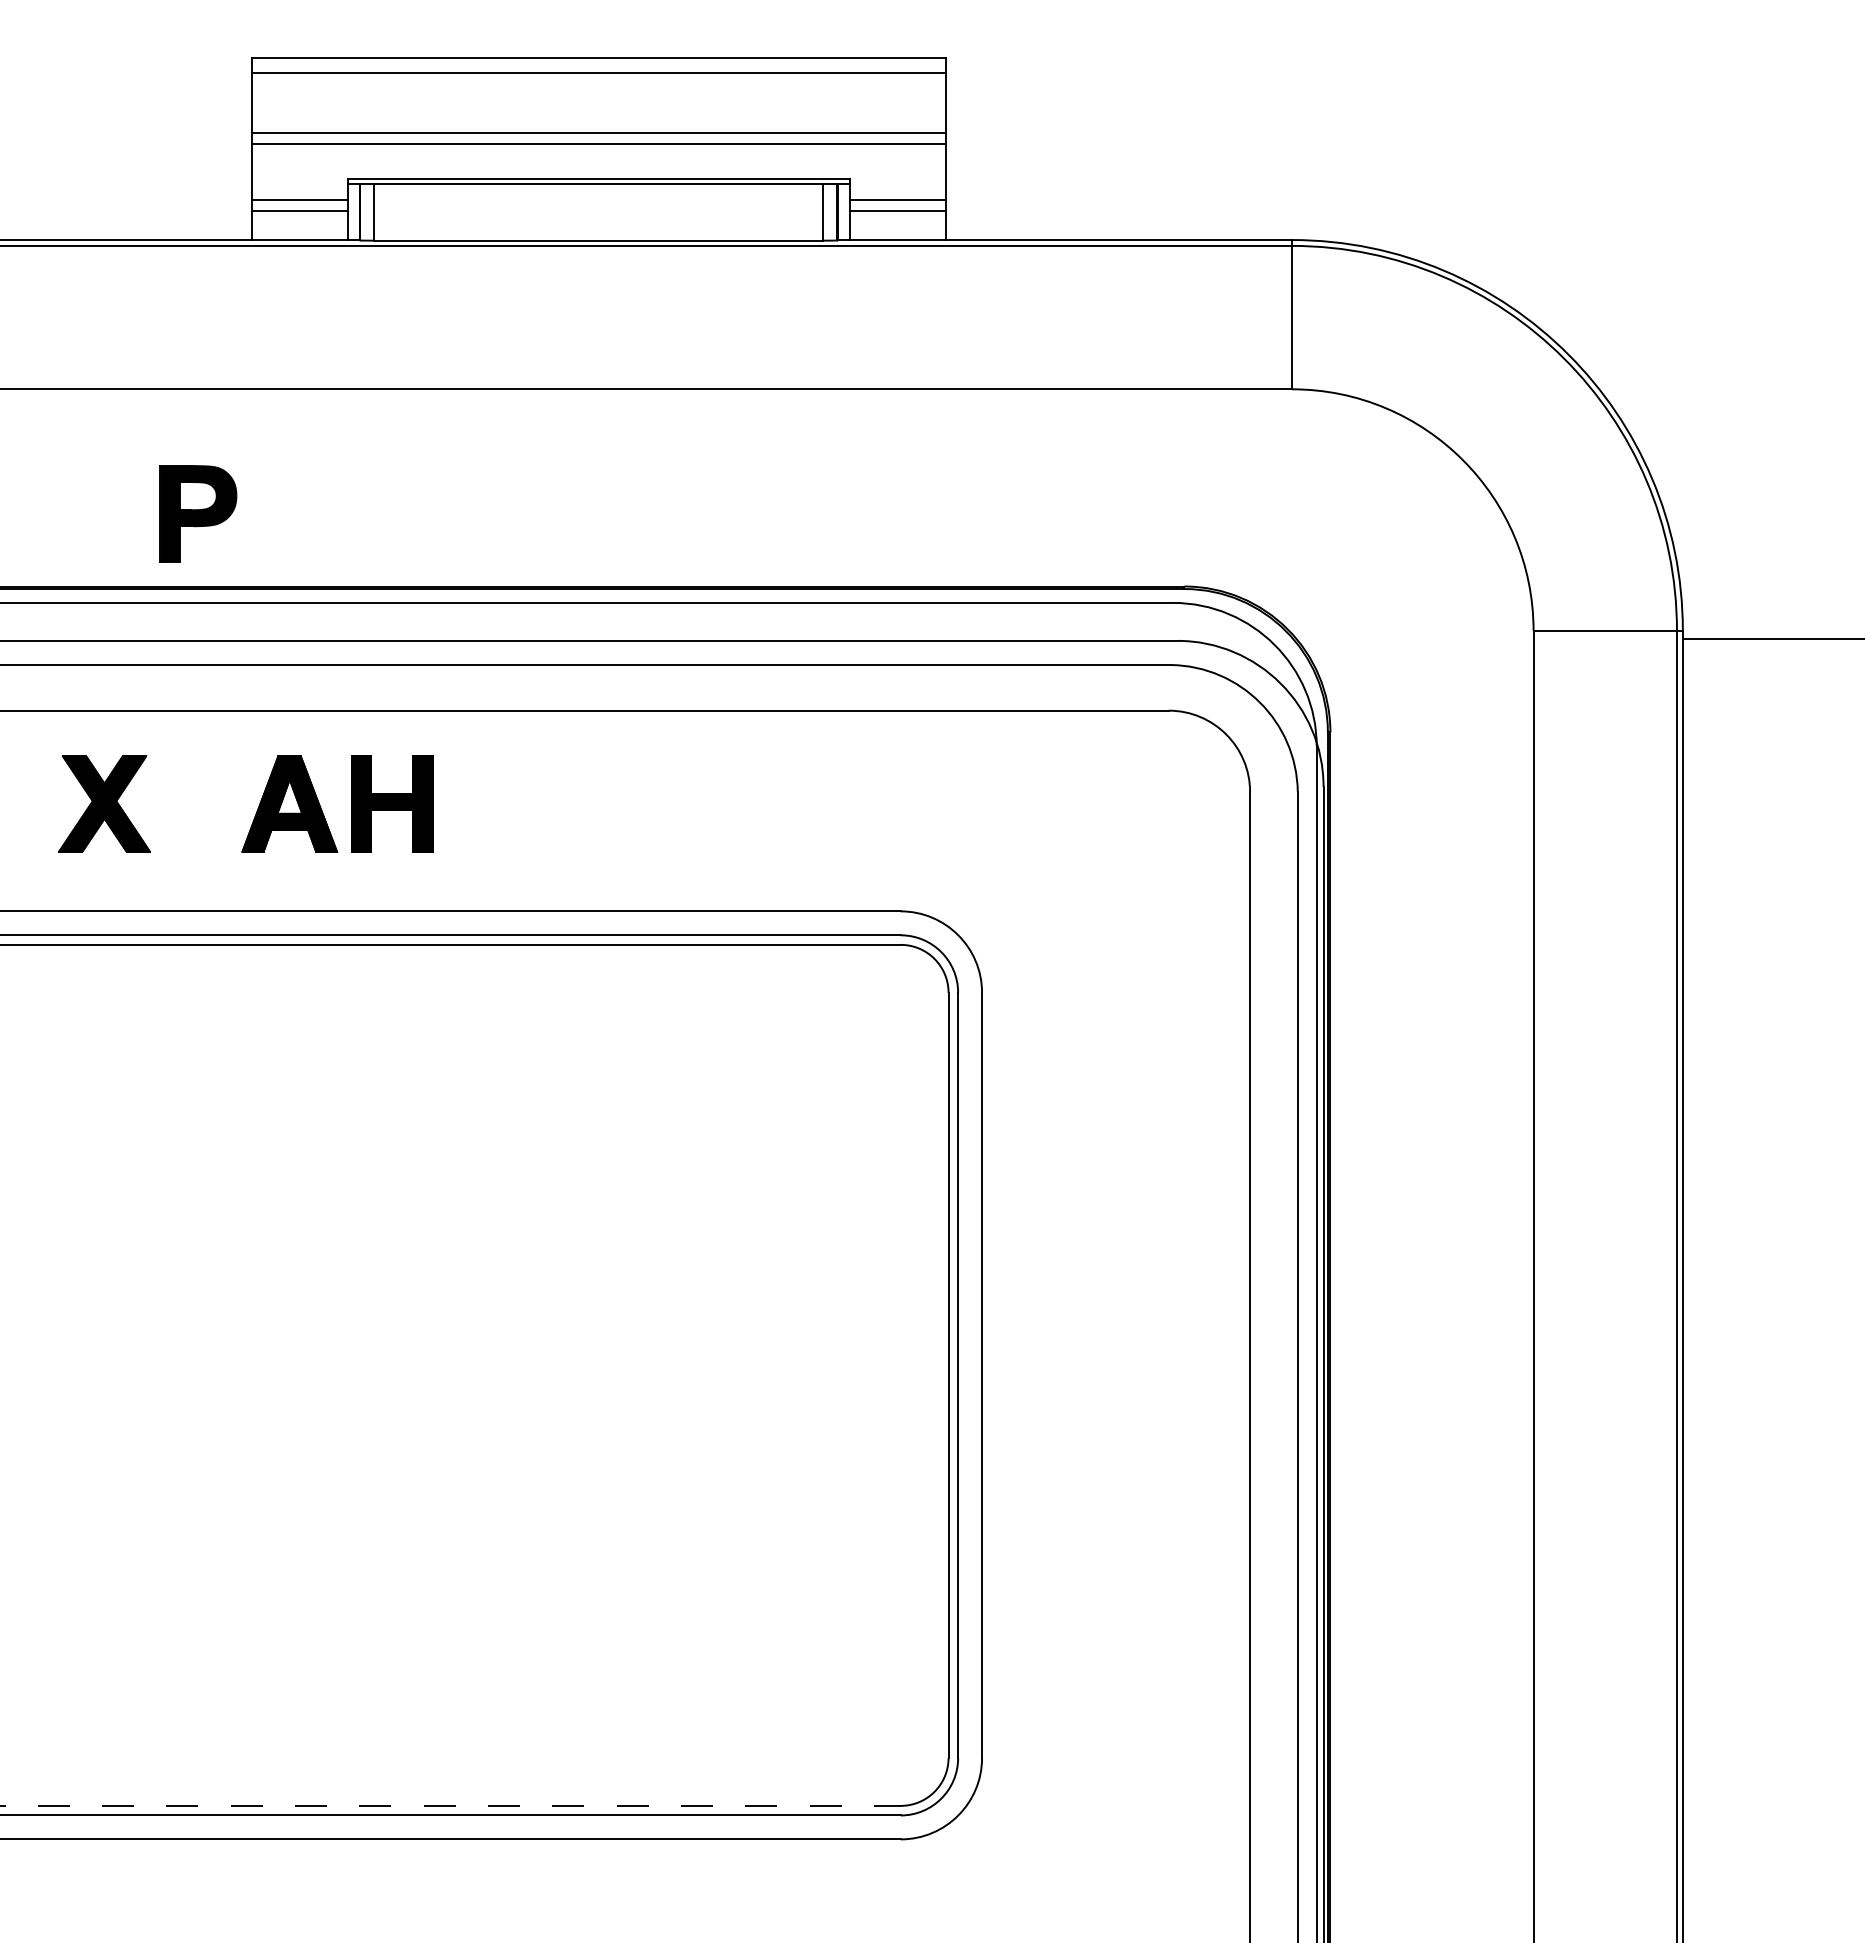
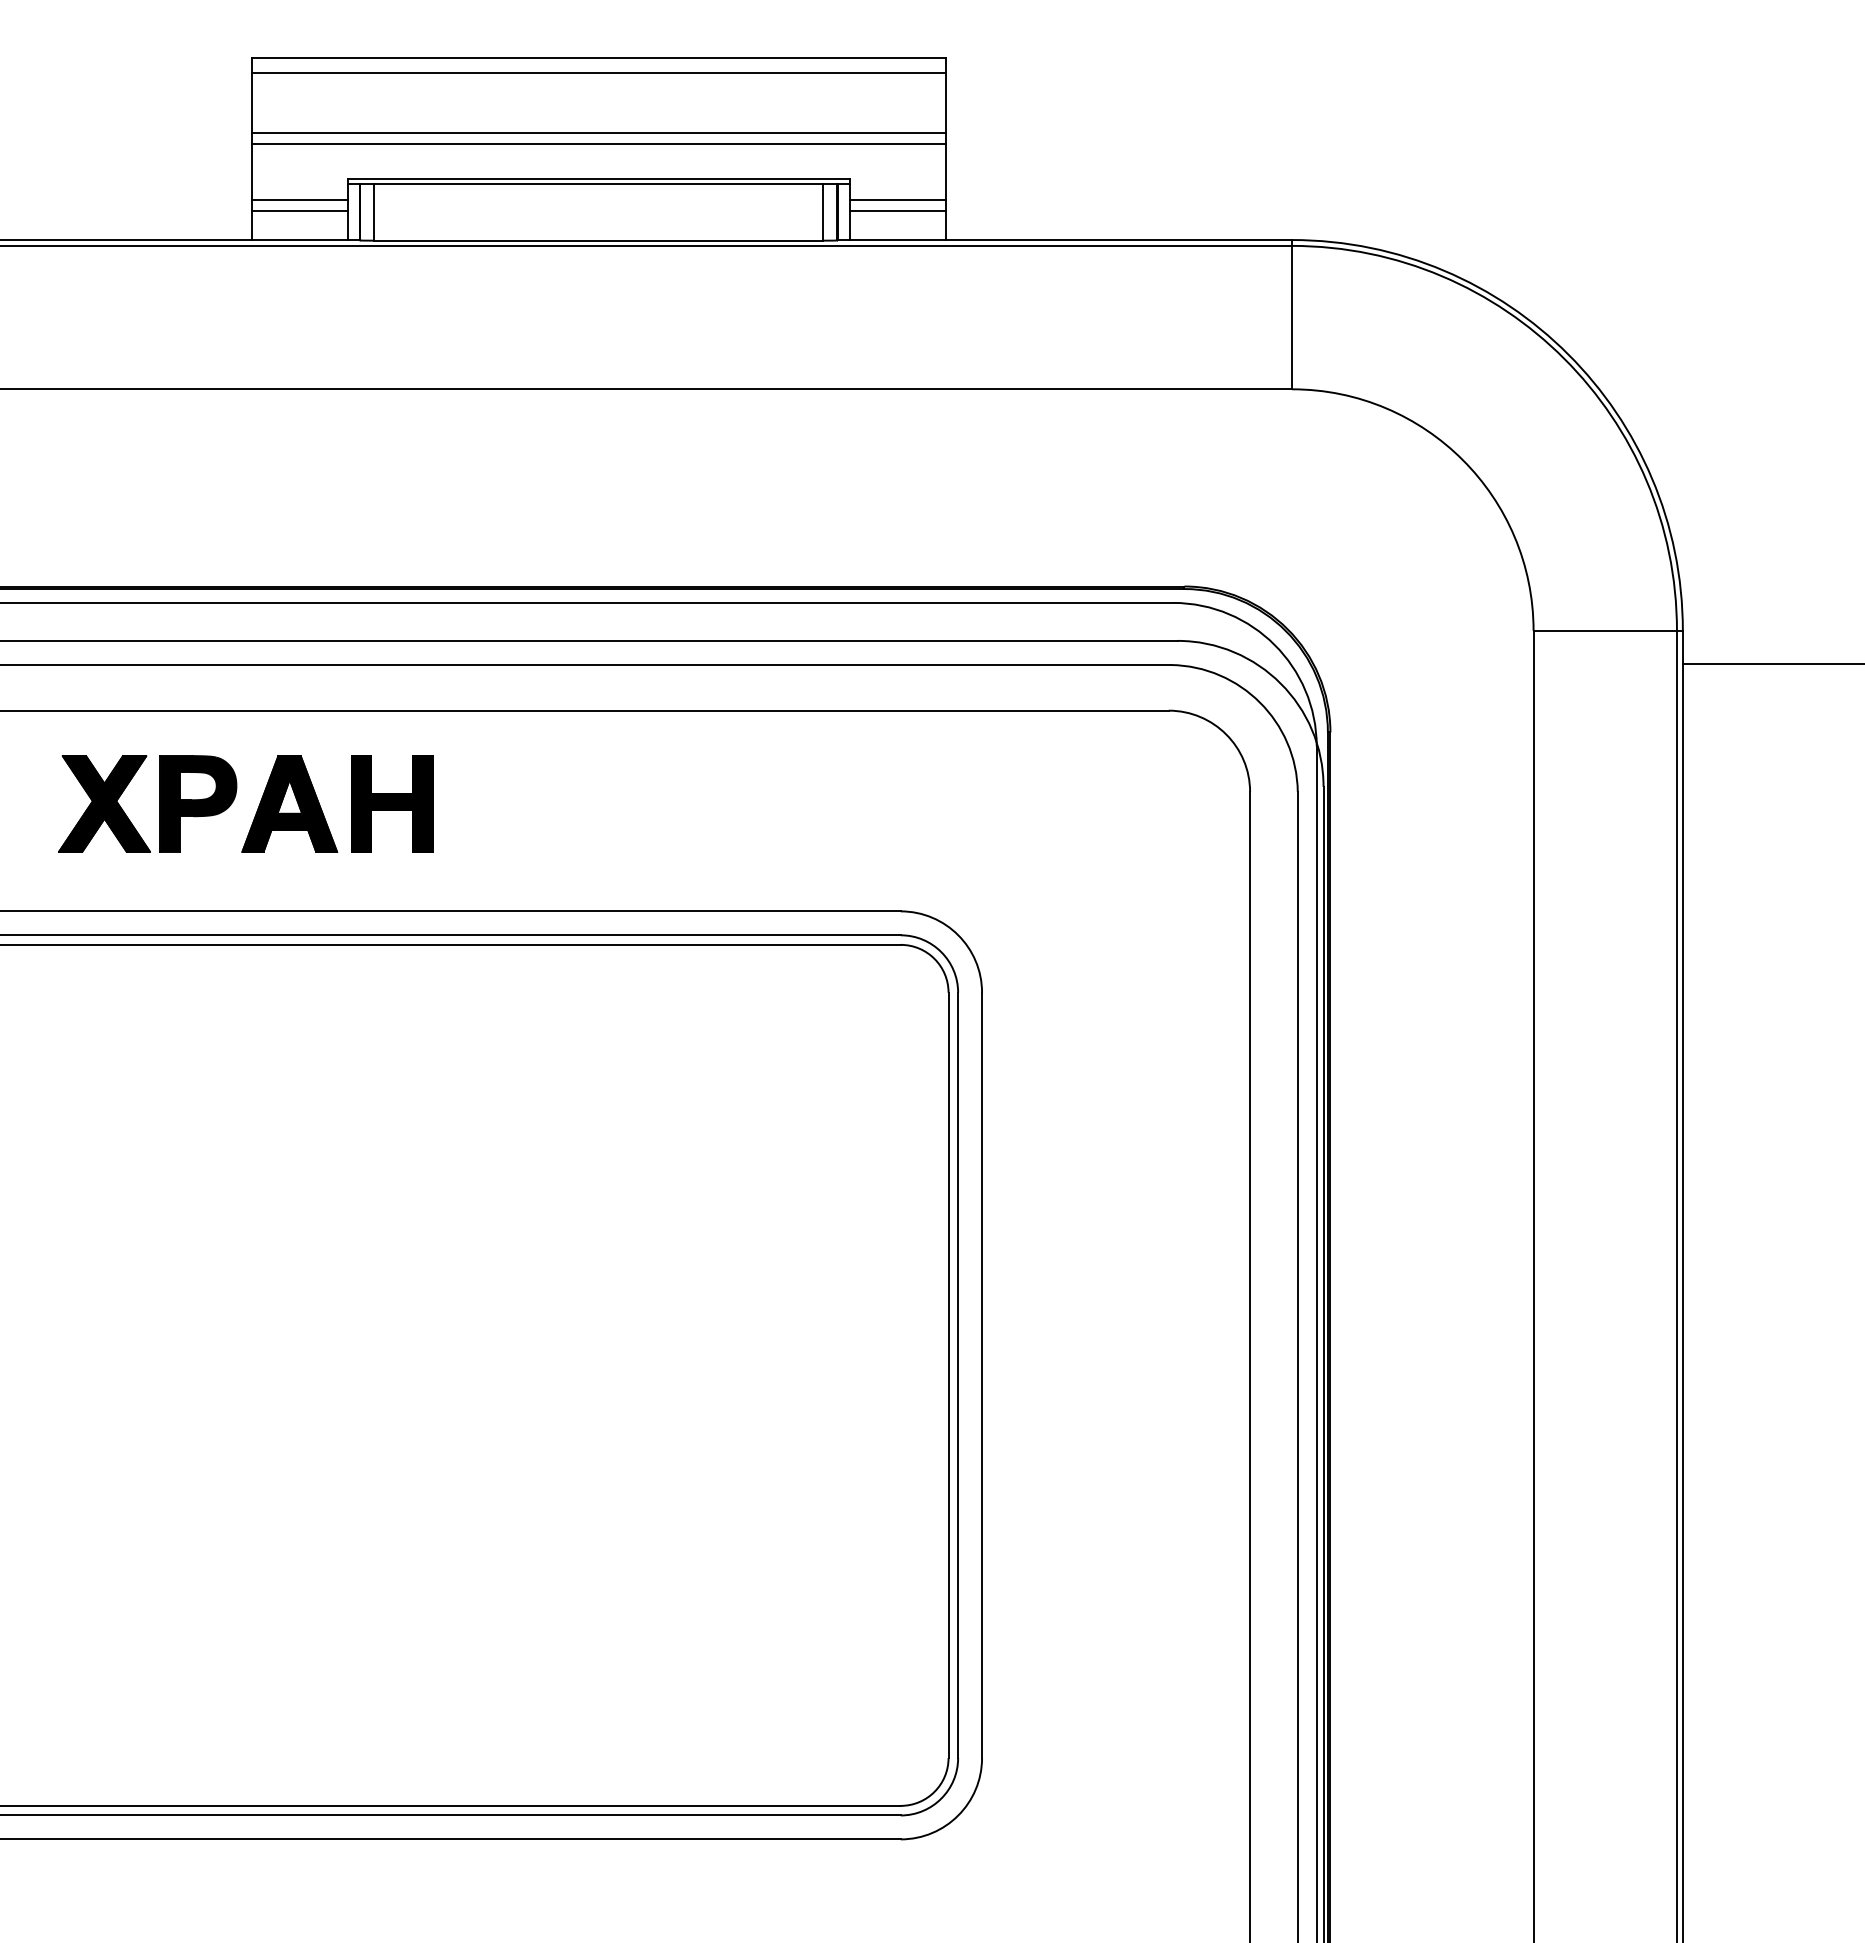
part position: (198, 513) -> (198, 803) (198, 803)
line position: (1771, 638) -> (1771, 663) (1771, 663)
line: dashed -> solid (450, 1805)
